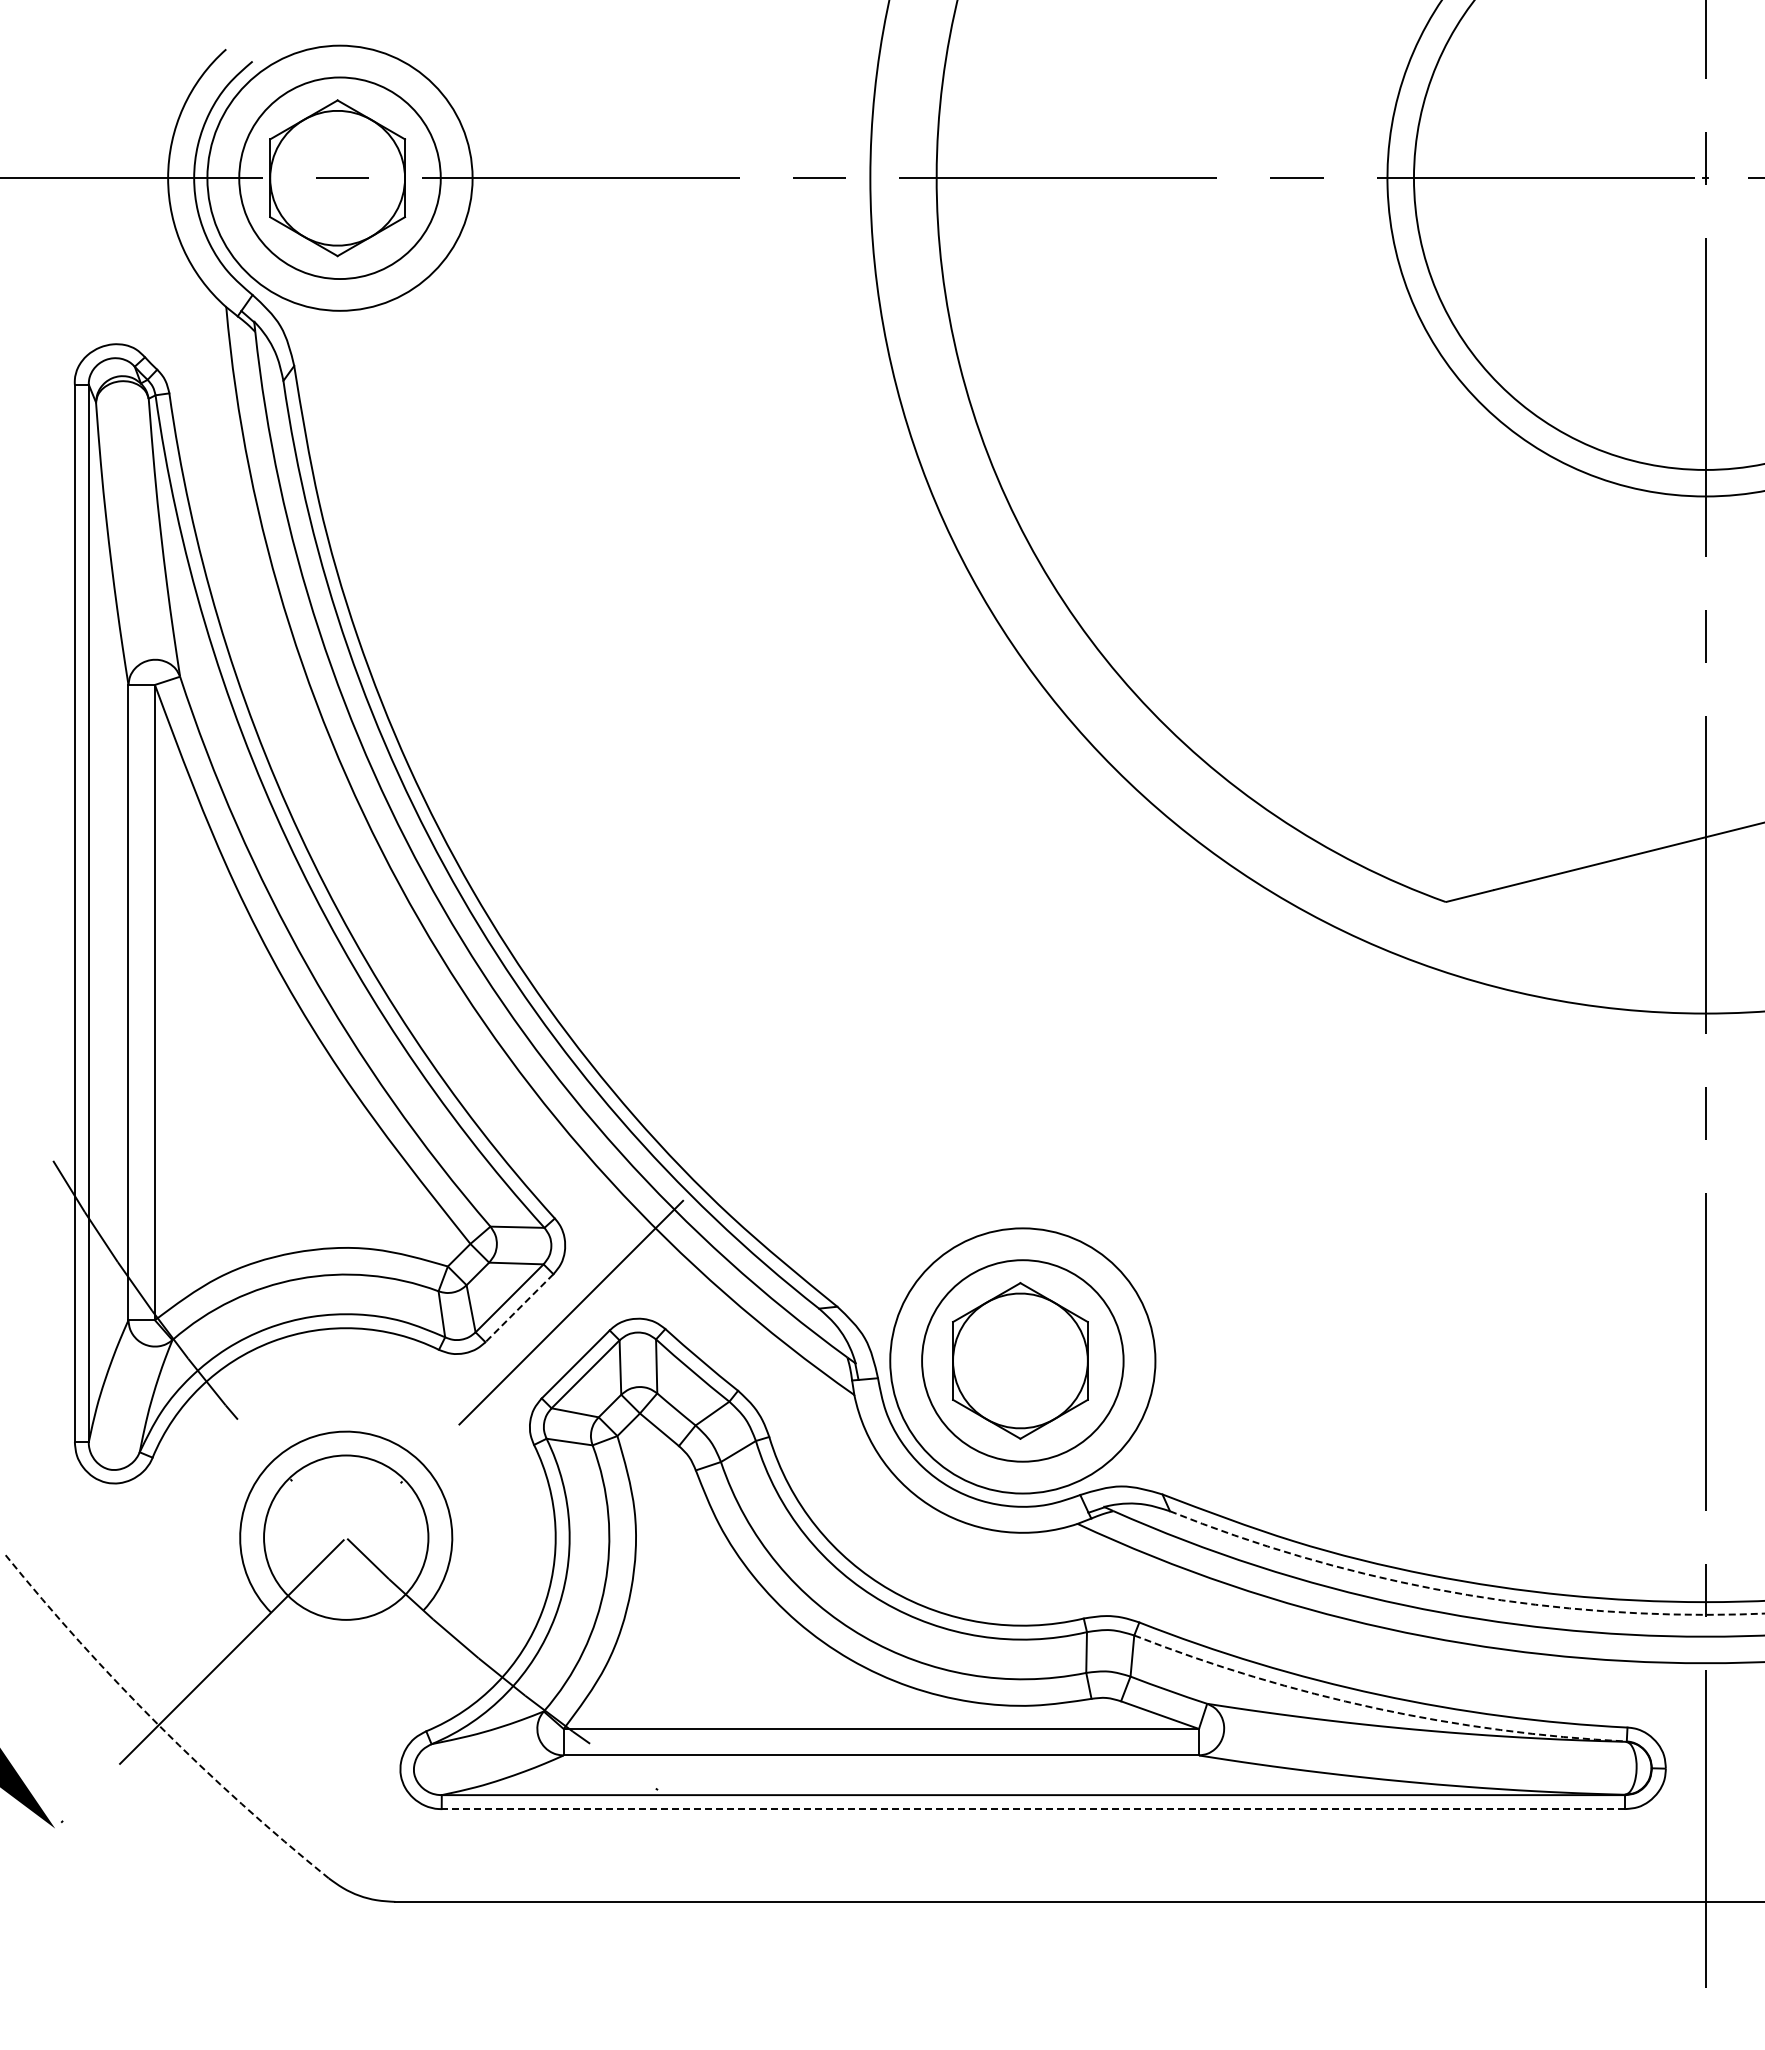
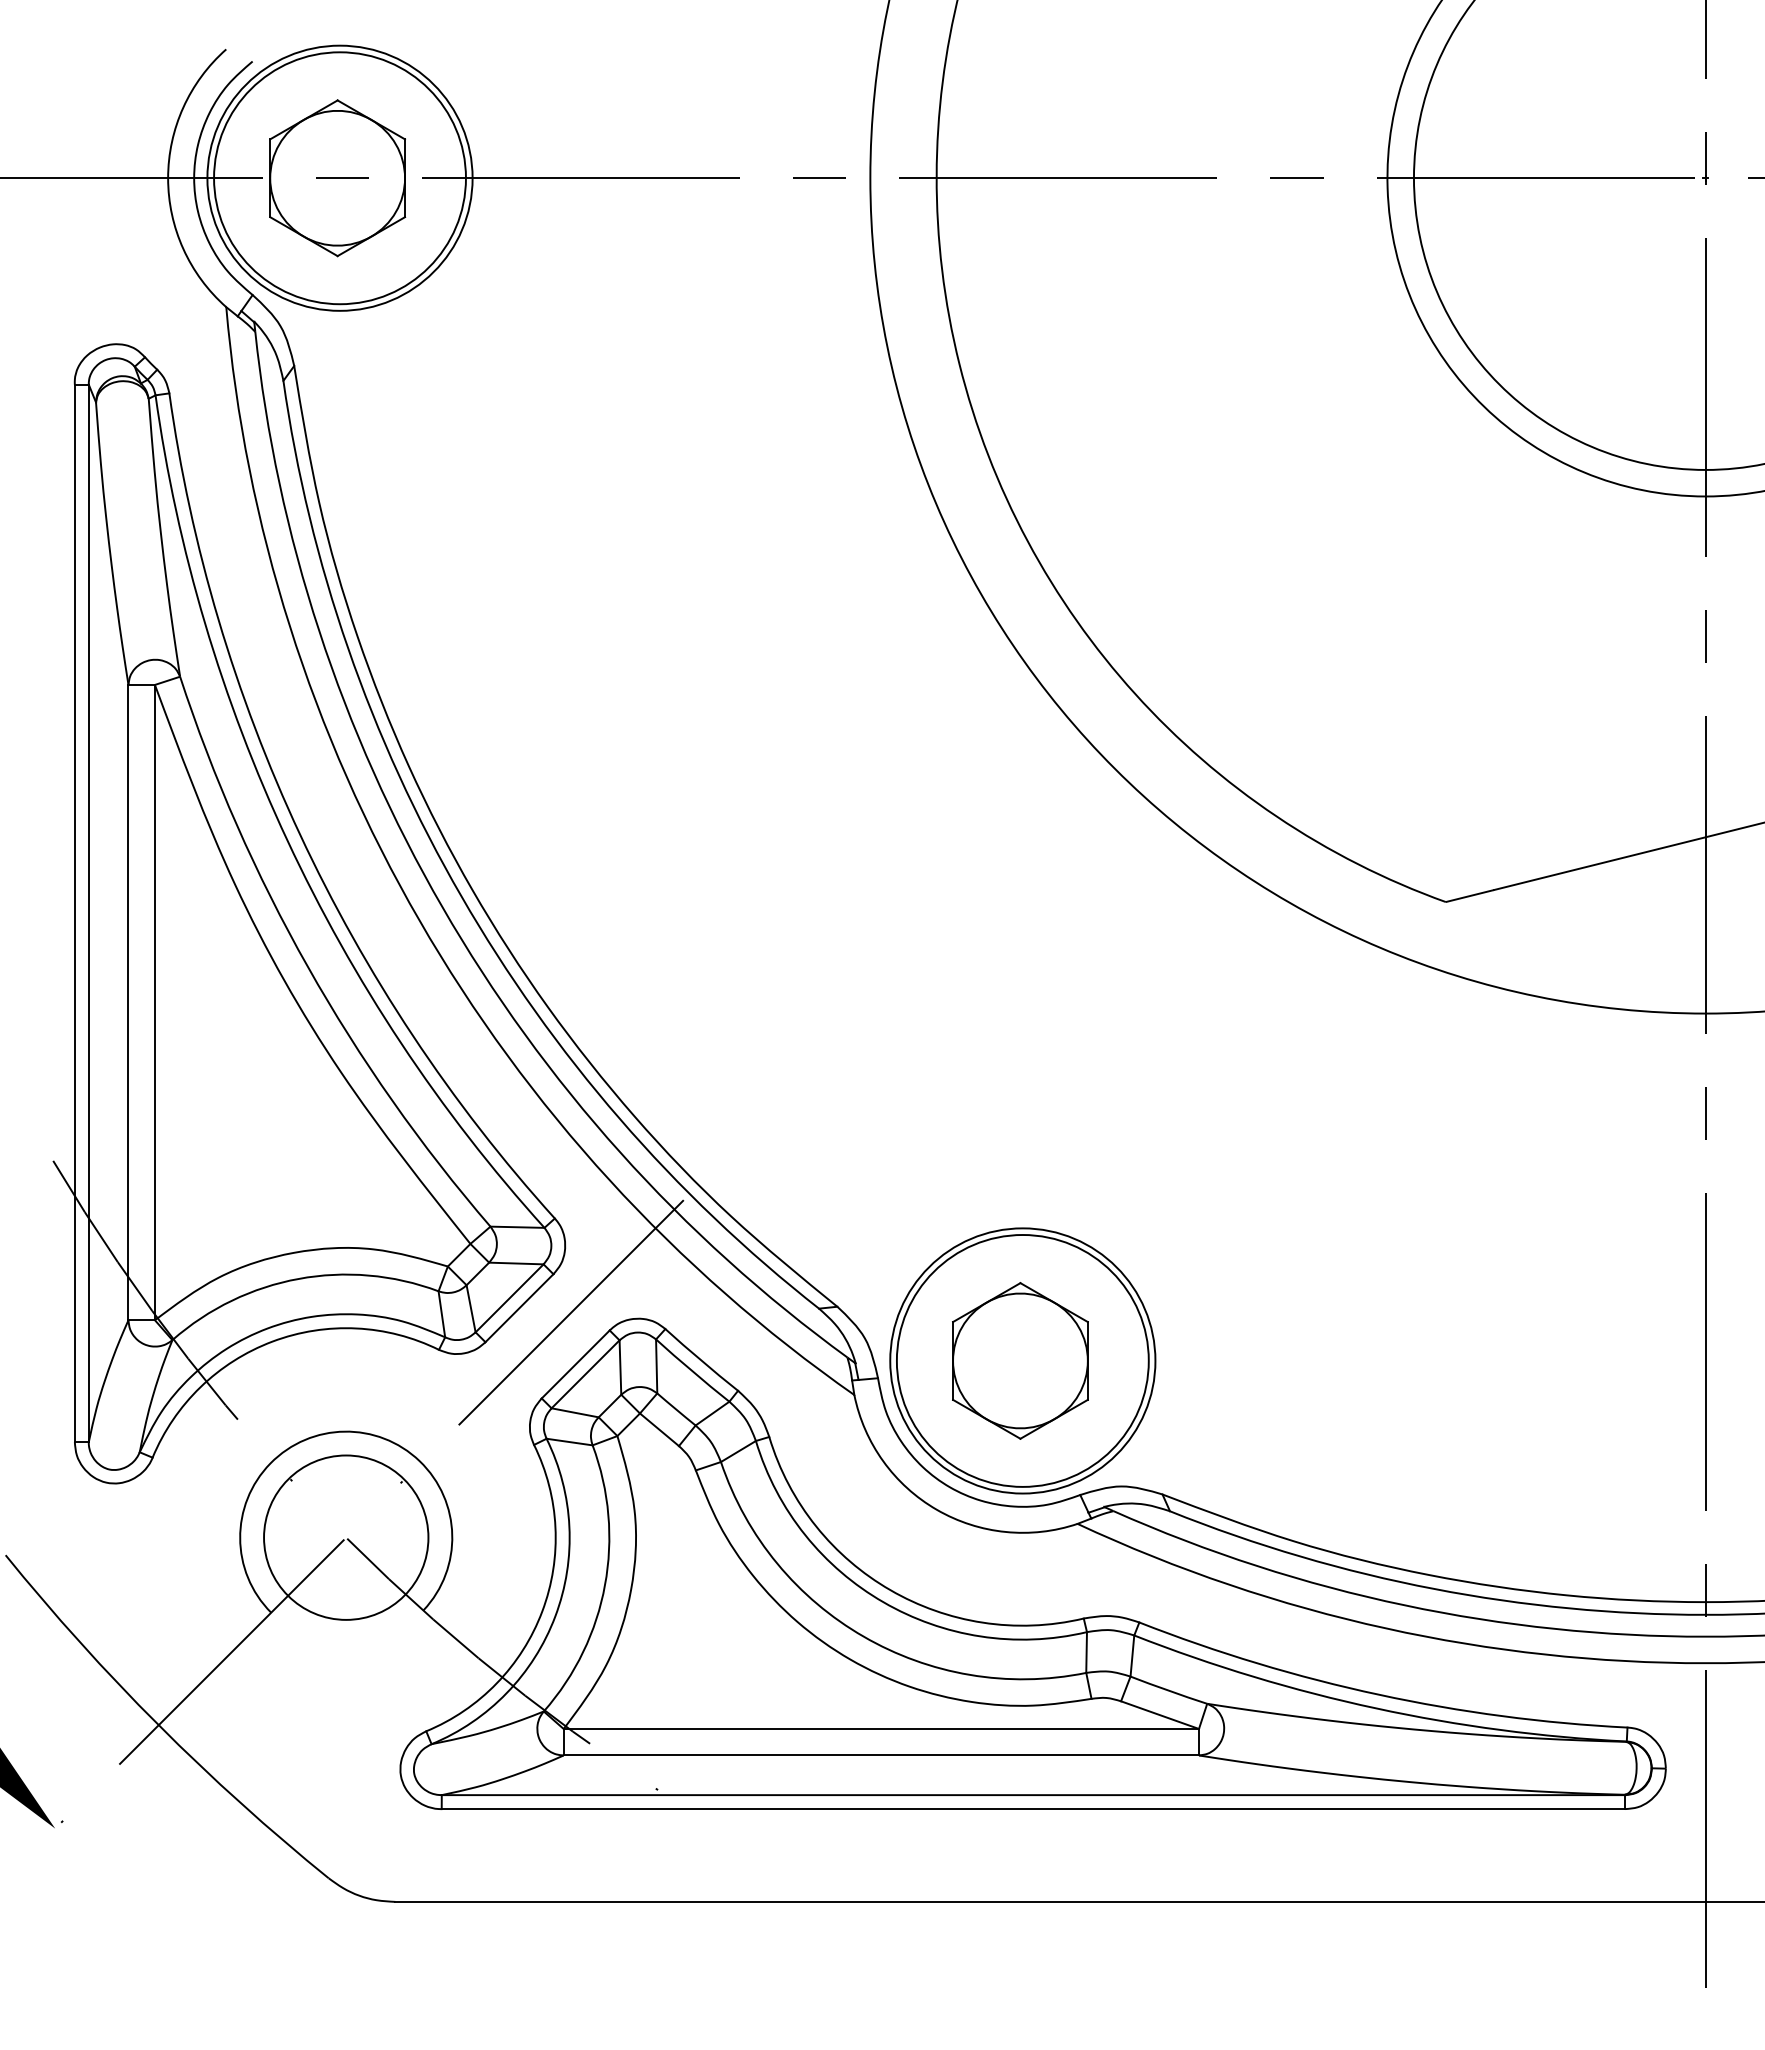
circle diameter: 202 px -> 252 px (339, 178)
line: dashed -> solid (519, 1308)
circle diameter: 202 px -> 252 px (1022, 1360)
arc: dashed -> solid (1463, 1594)
arc: dashed -> solid (1376, 1708)
arc: dashed -> solid (158, 1725)
line: dashed -> solid (1033, 1809)
